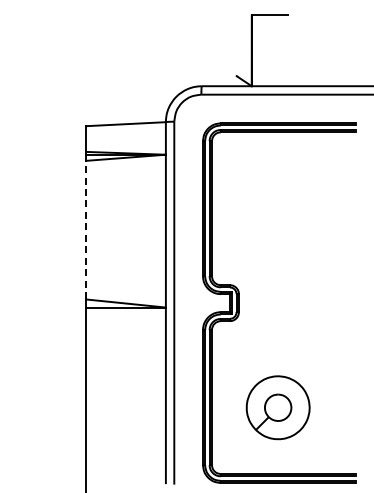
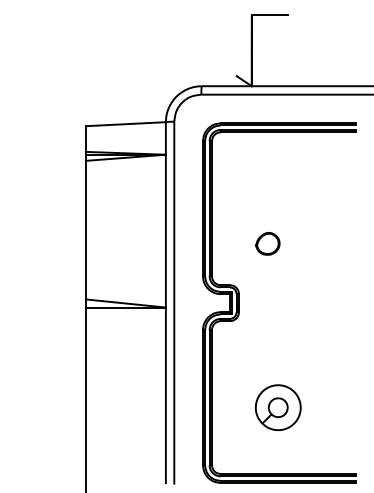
line: dashed -> solid (86, 229)
part: none -> present (267, 243)
part size: 66x66 px -> 47x47 px (278, 407)
